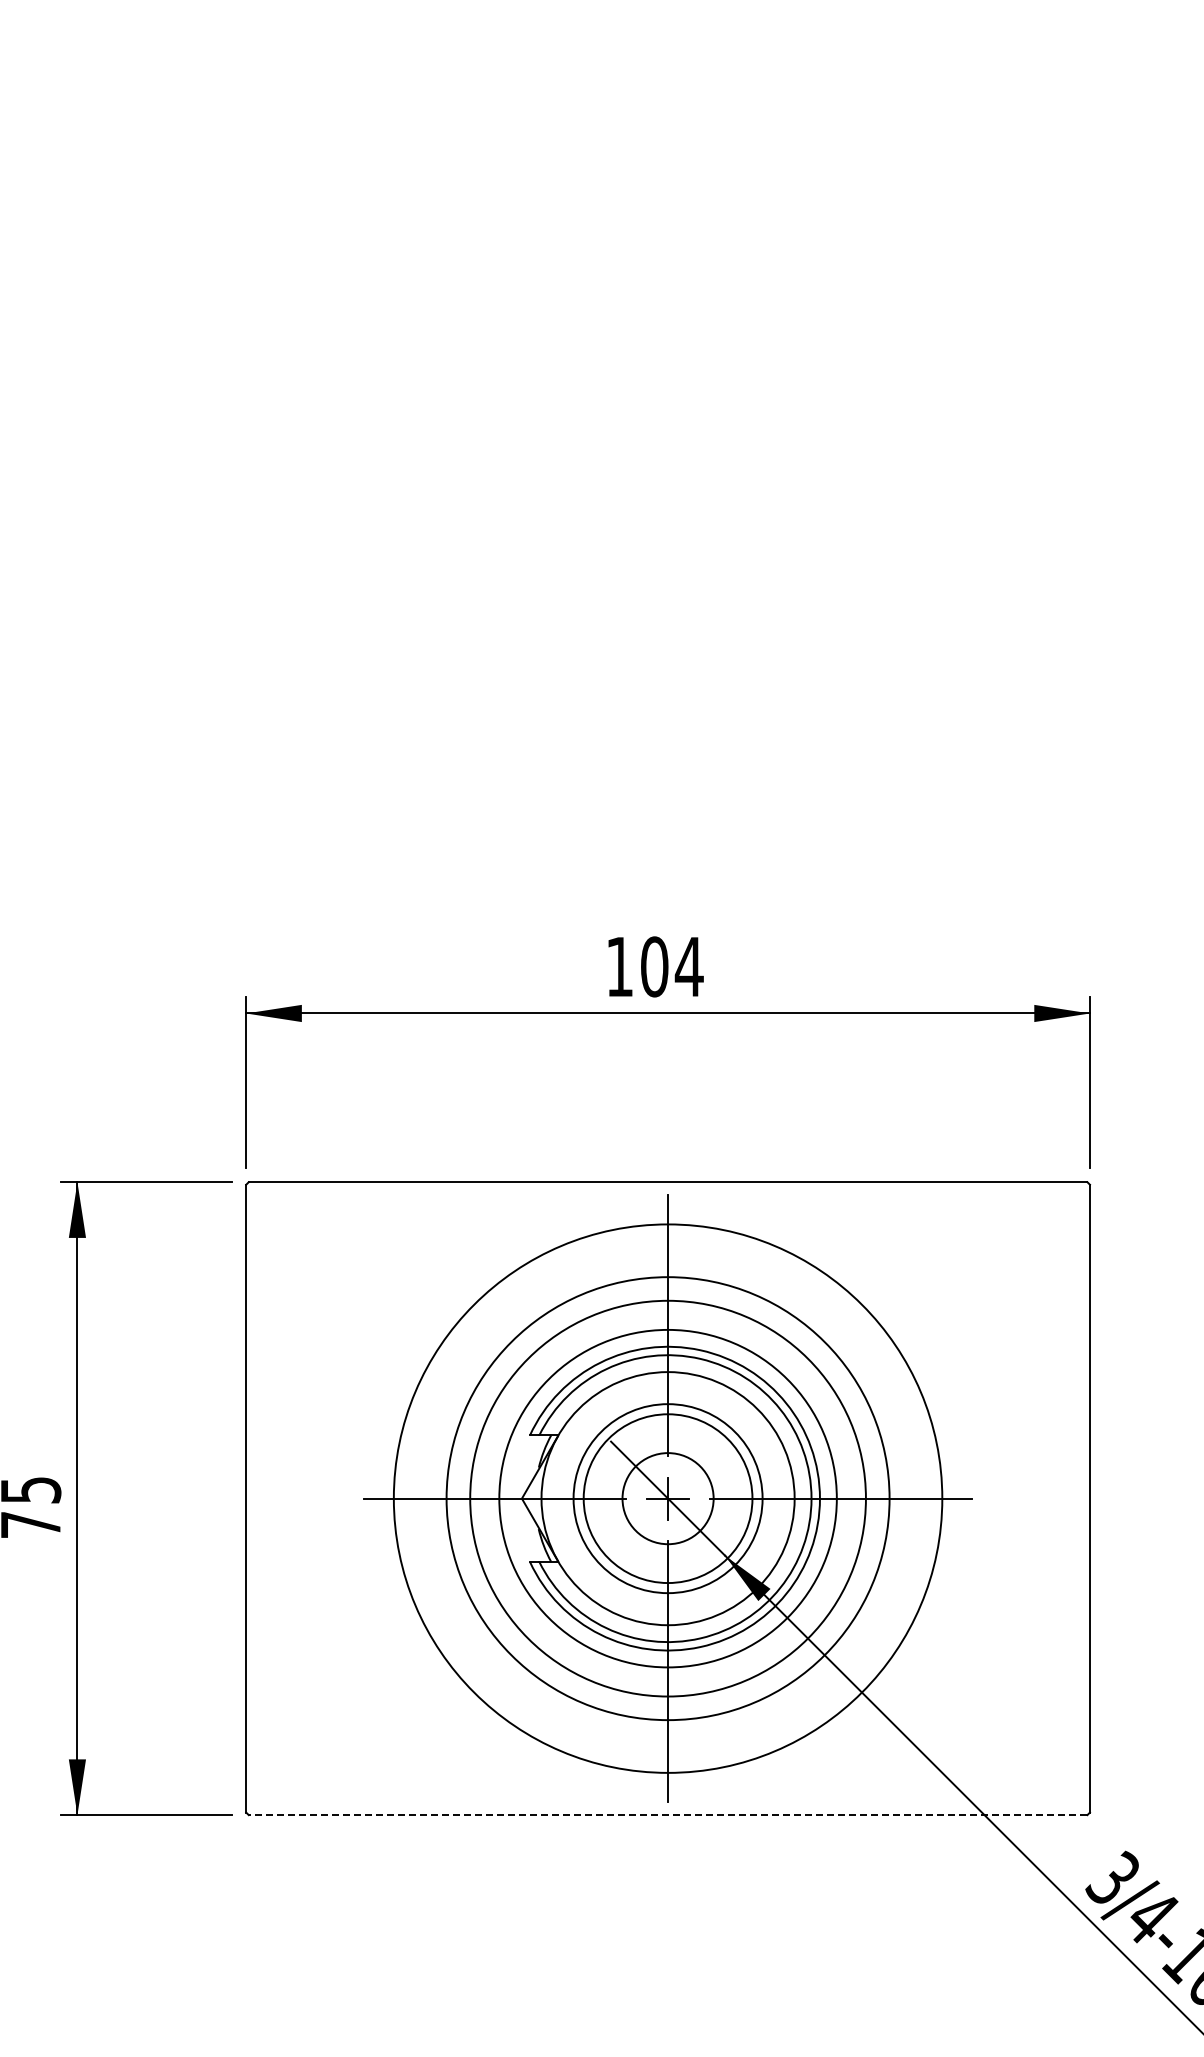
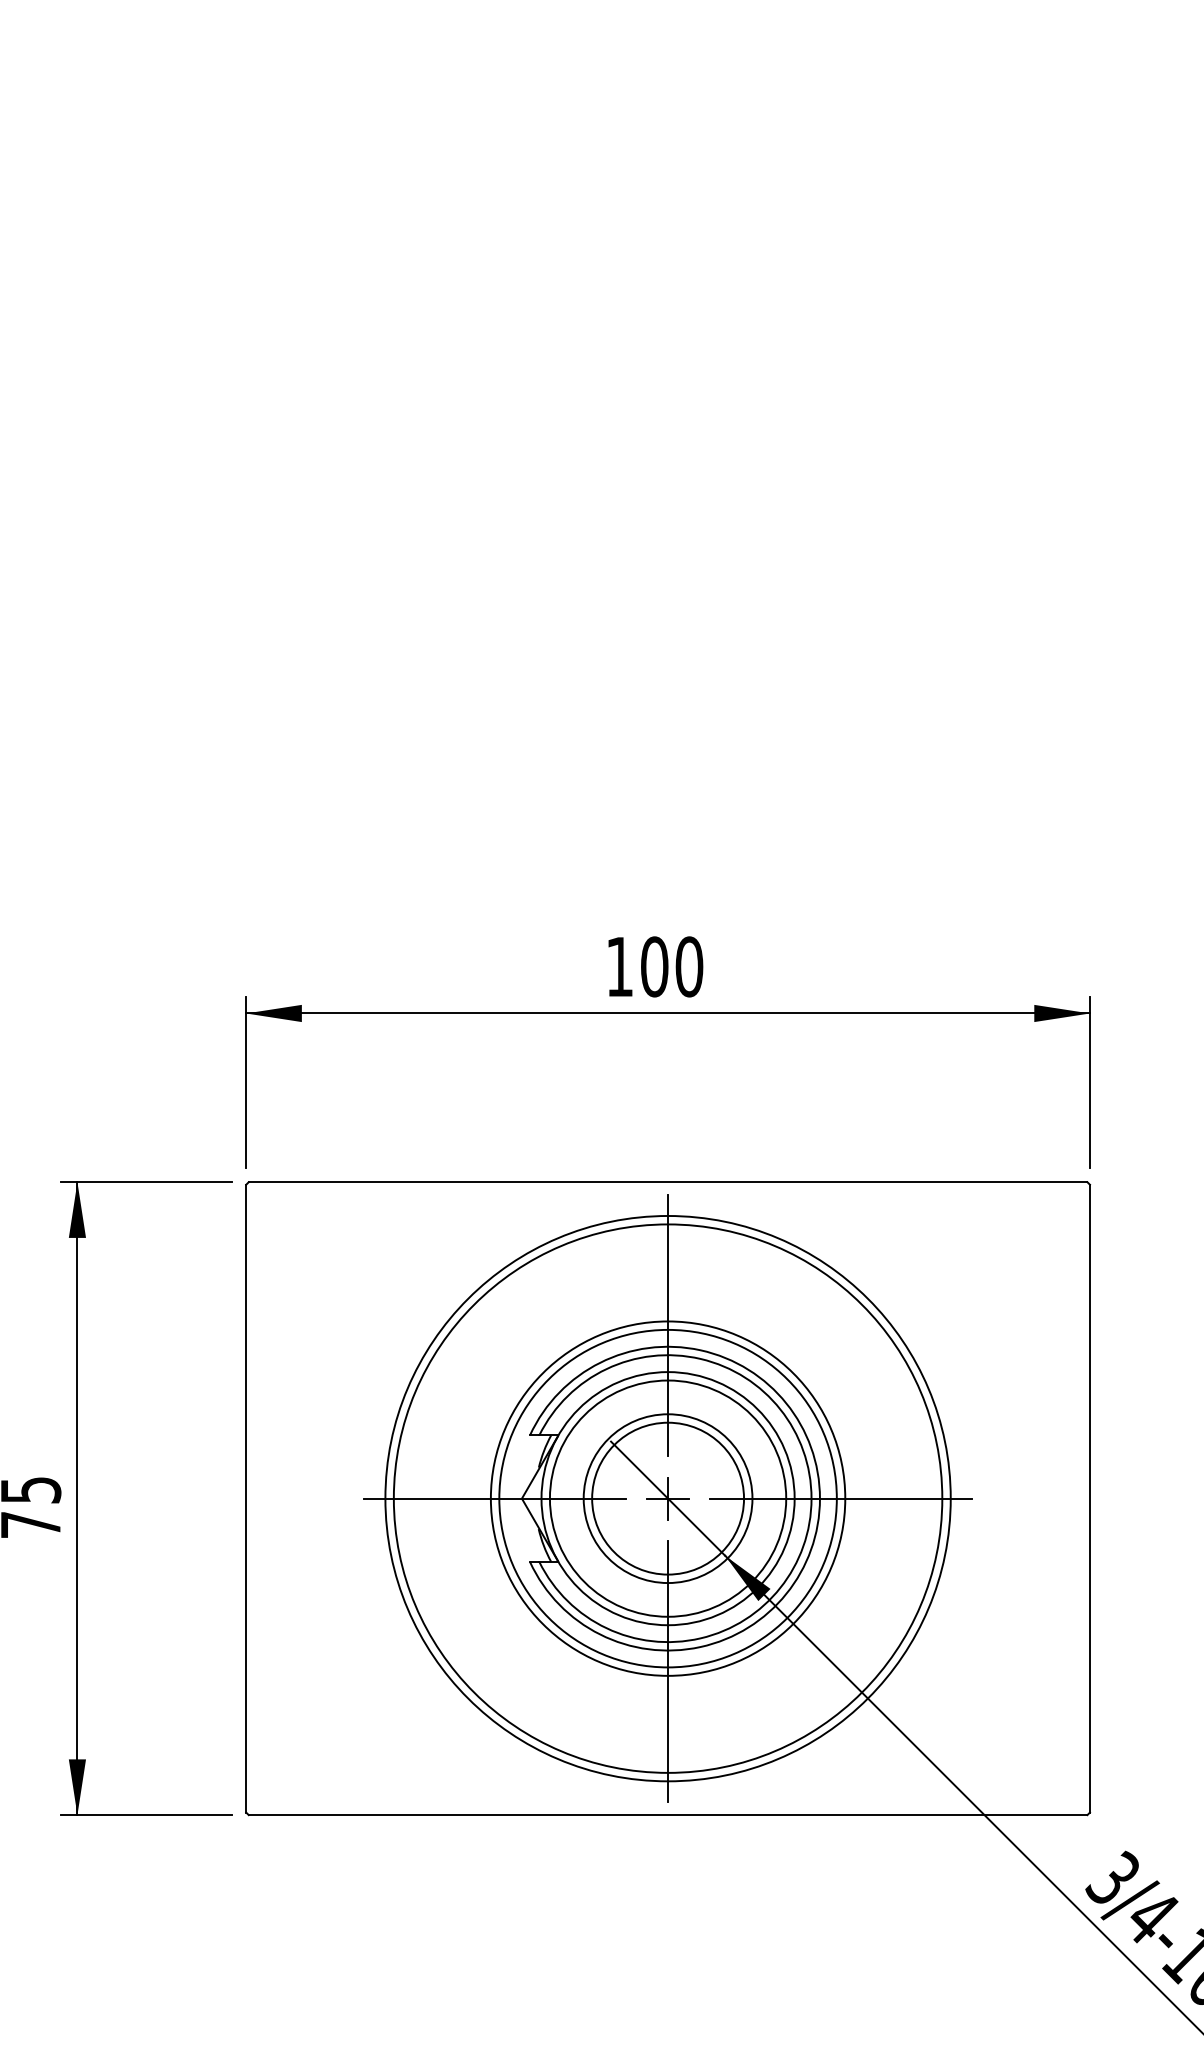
text: 104 -> 100 (688, 966)
circle diameter: 189 px -> 236 px (667, 1498)
circle diameter: 396 px -> 565 px (667, 1498)
circle diameter: 443 px -> 354 px (667, 1498)
circle diameter: 91 px -> 152 px (668, 1498)
line: dashed -> solid (667, 1815)
